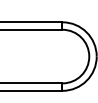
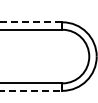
line: solid -> dashed (31, 22)
line: solid -> dashed (31, 90)
